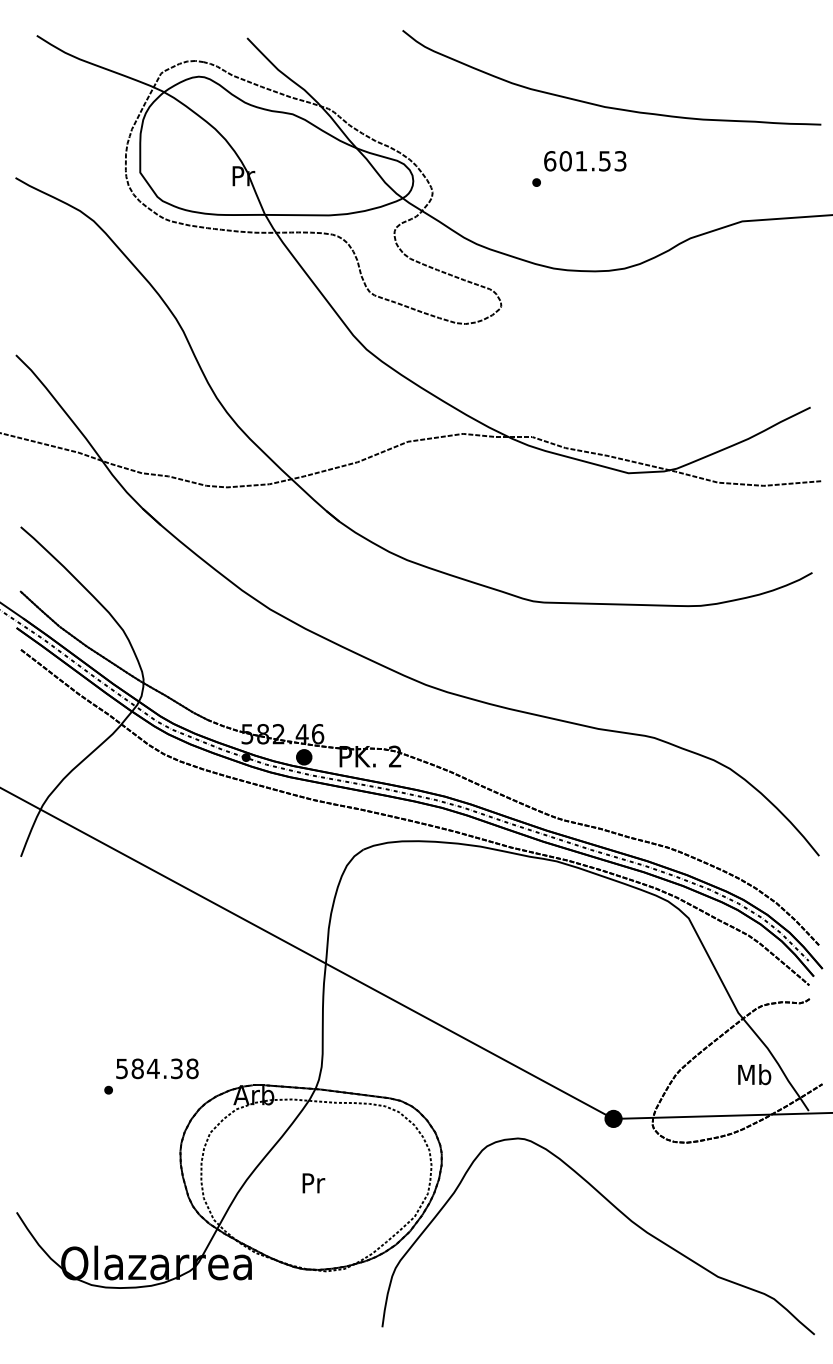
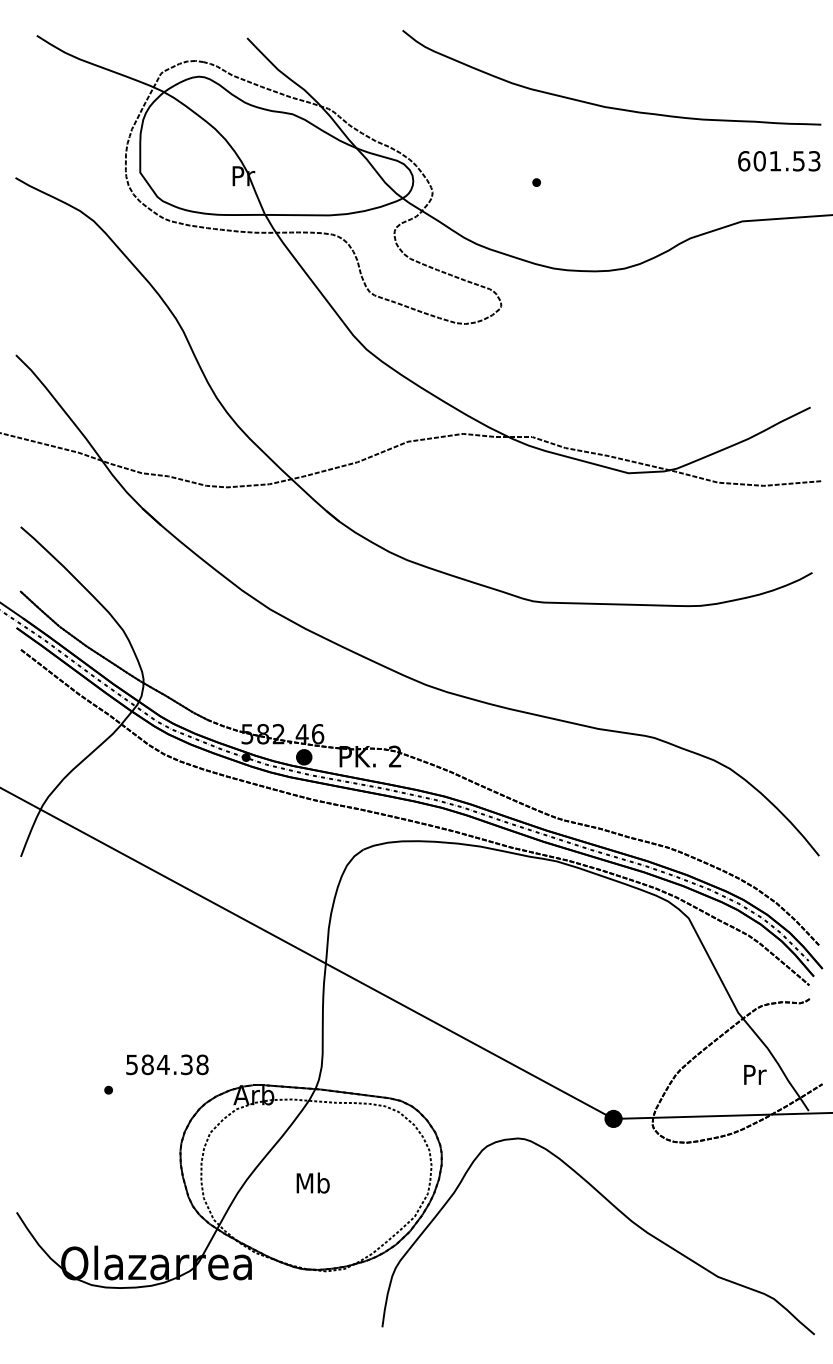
text position: (585, 161) -> (779, 161) (779, 161)
text position: (157, 1068) -> (167, 1064) (167, 1064)
text: Mb -> Pr (754, 1074)
text: Pr -> Mb (312, 1182)
